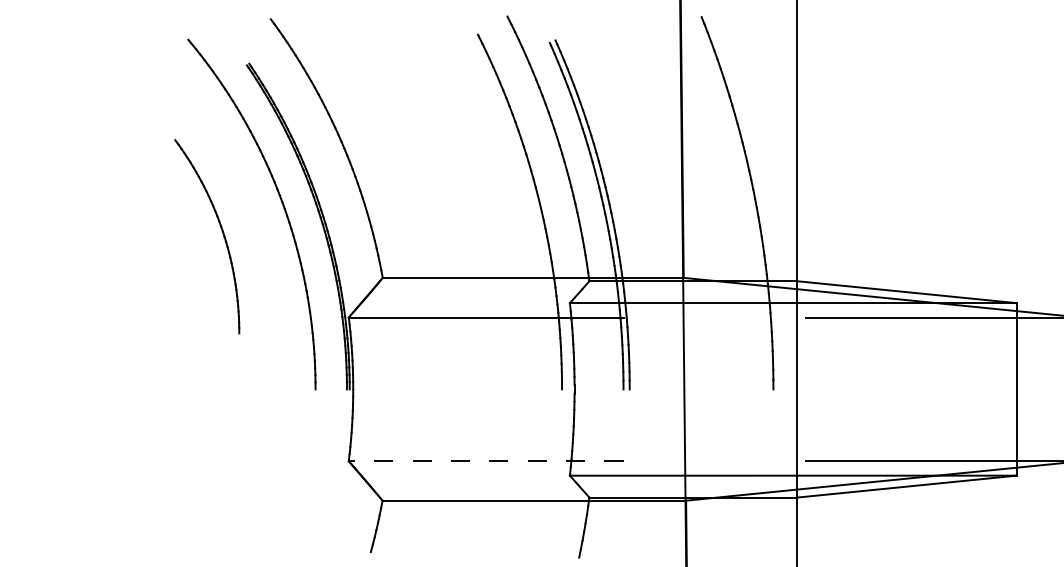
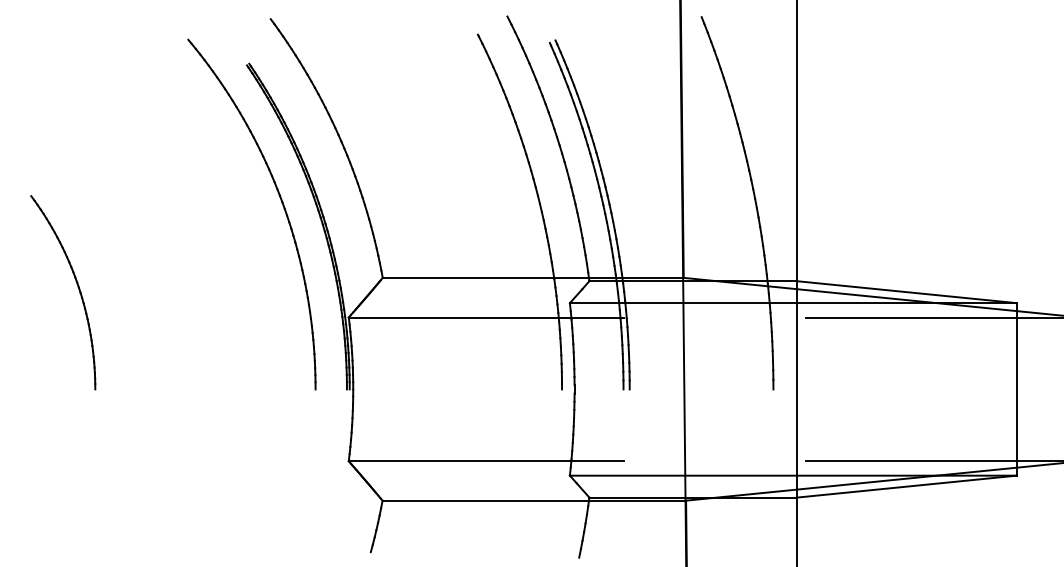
part position: (221, 231) -> (77, 287) (77, 287)
line: dashed -> solid (485, 461)
